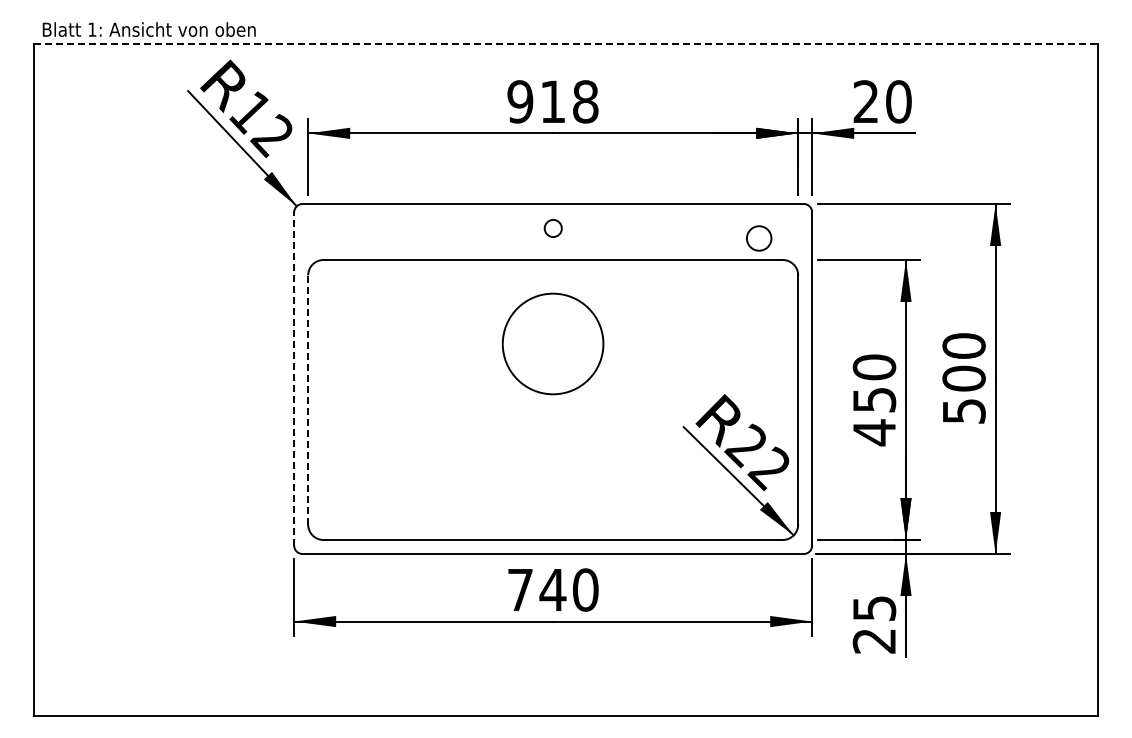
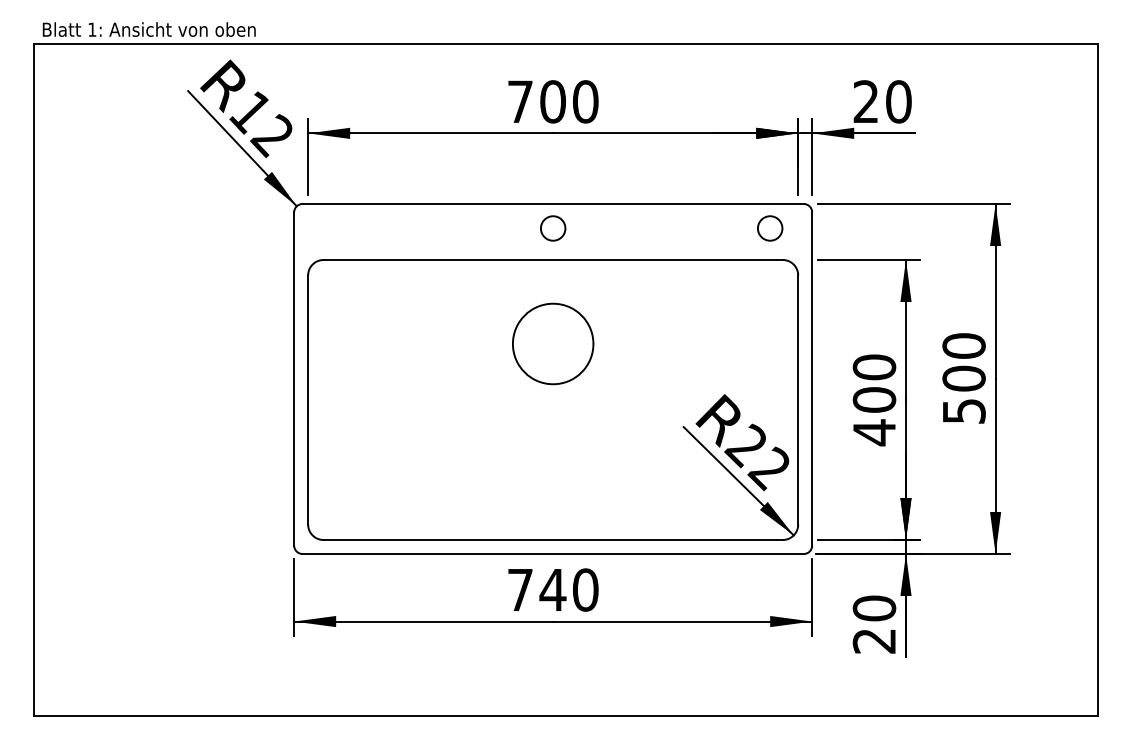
line: dashed -> solid (566, 43)
text: 918 -> 700 (552, 101)
circle size: 20x19 px -> 27x27 px (553, 228)
circle position: (759, 238) -> (770, 228) (770, 228)
circle size: 104x104 px -> 83x84 px (553, 343)
line: dashed -> solid (294, 379)
text: 450 -> 400 (874, 399)
line: dashed -> solid (308, 400)
text: 25 -> 20 (874, 608)
